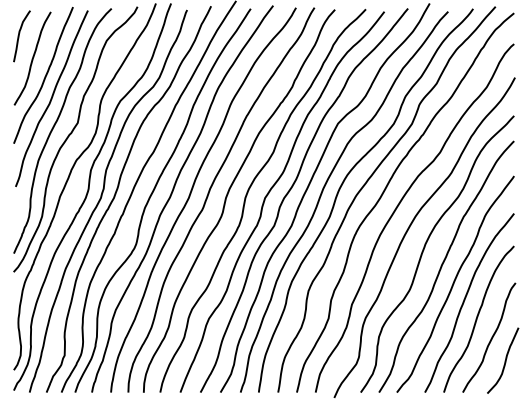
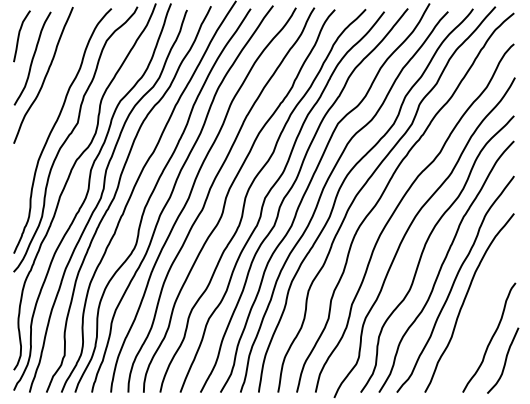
curve: present -> none (51, 98)
curve: present -> none (478, 317)
